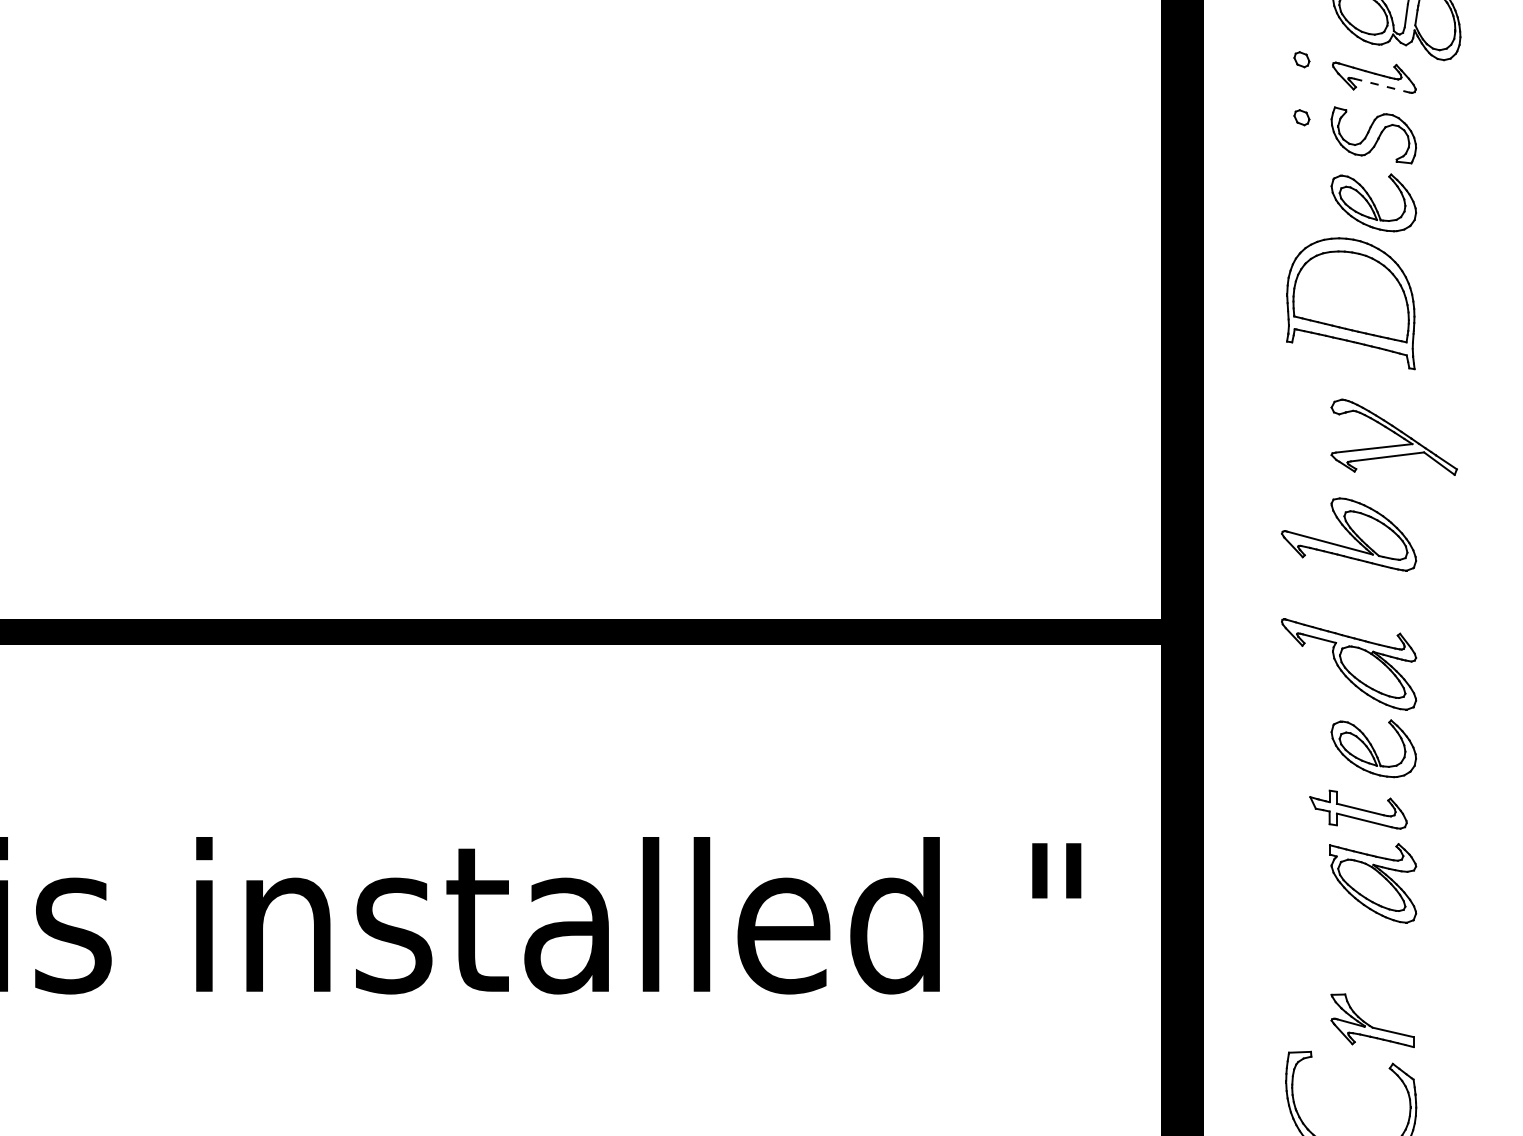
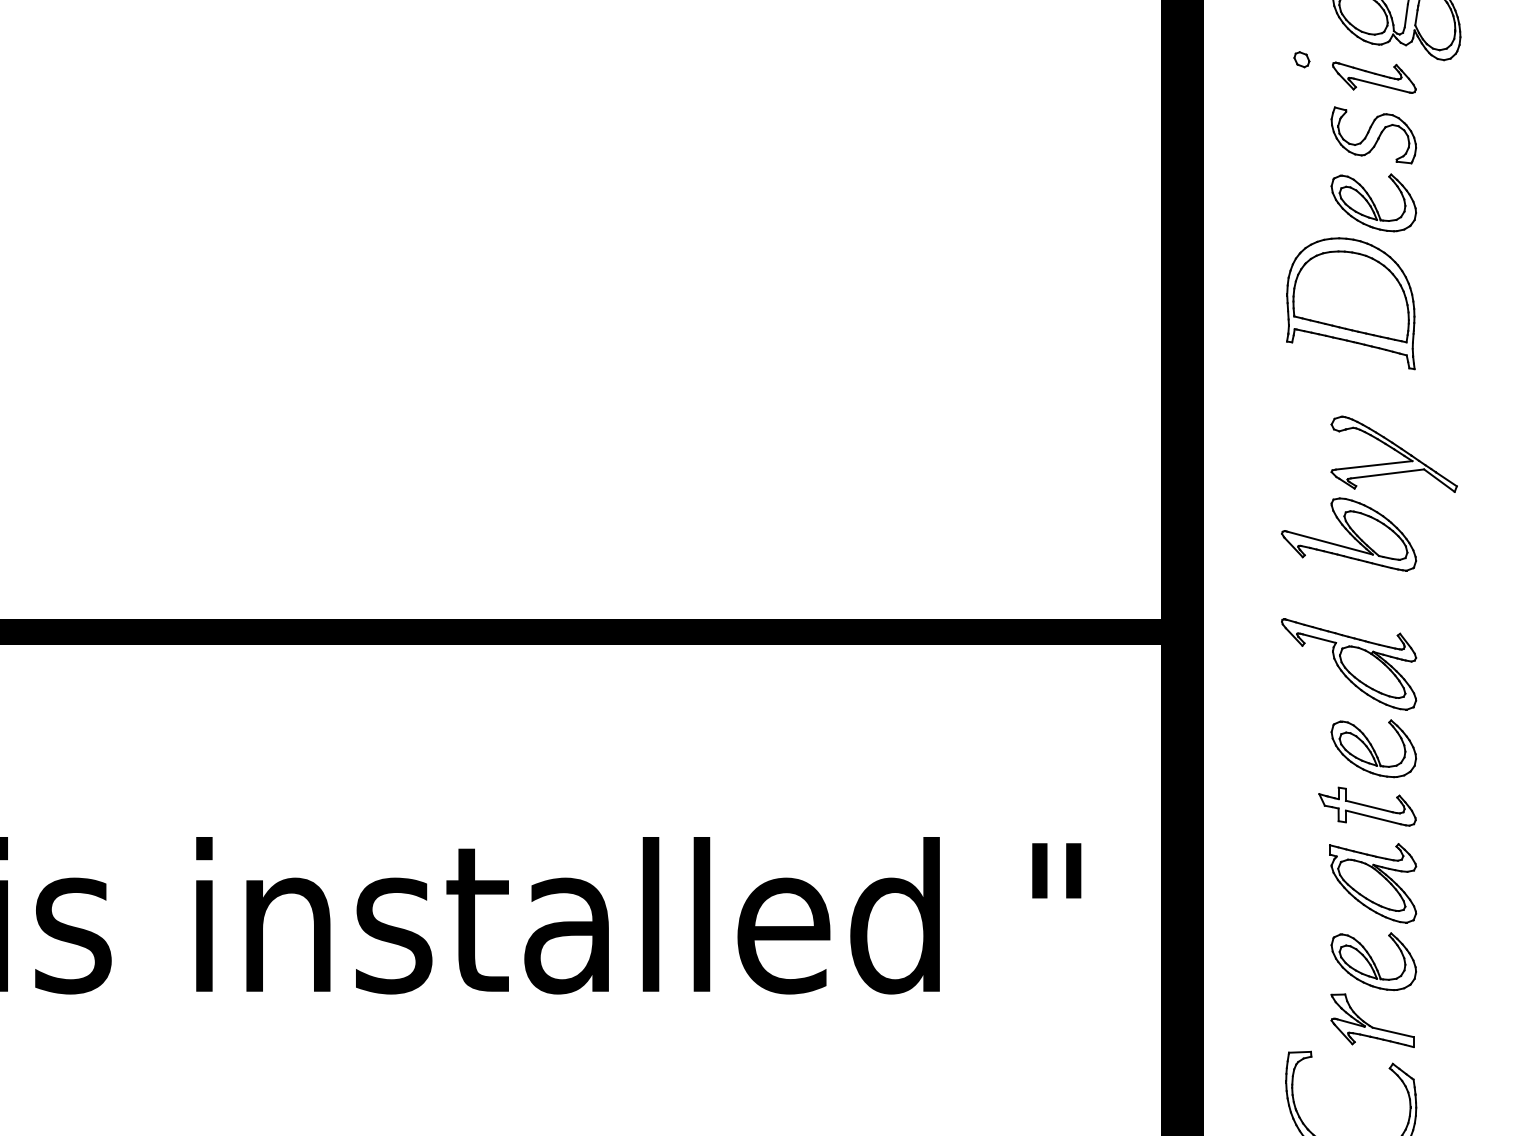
line: dashed -> solid (1381, 85)
part: present -> none (1301, 117)
part position: (1393, 436) -> (1393, 453) (1393, 453)
part position: (1358, 809) -> (1367, 806) (1367, 806)
part: none -> present (1373, 961)
